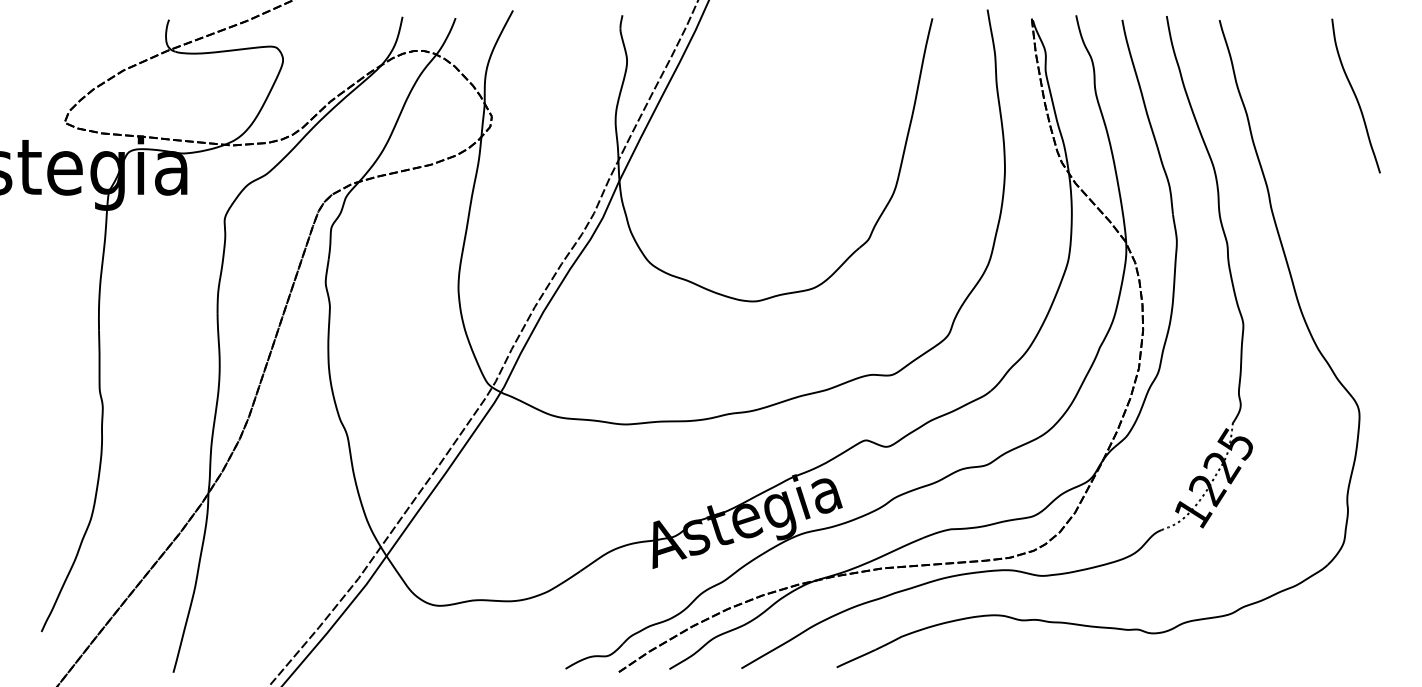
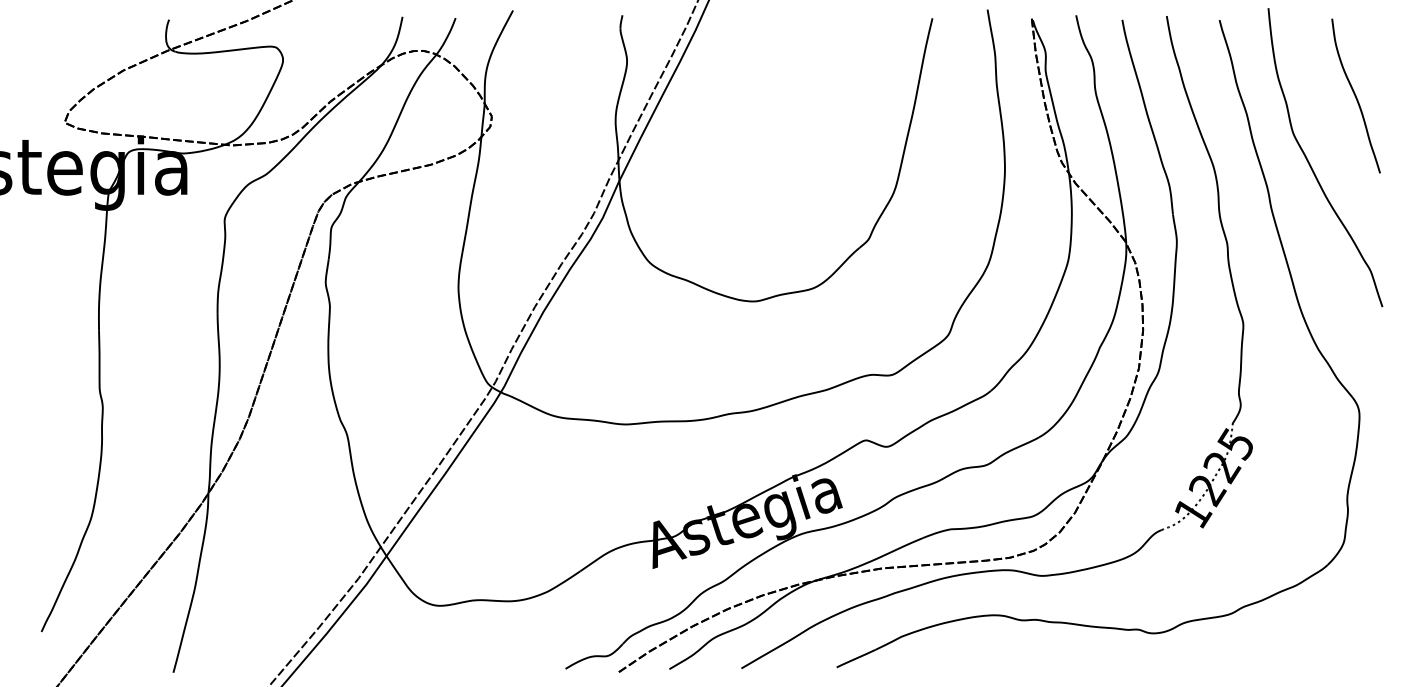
curve: none -> present (1311, 165)
